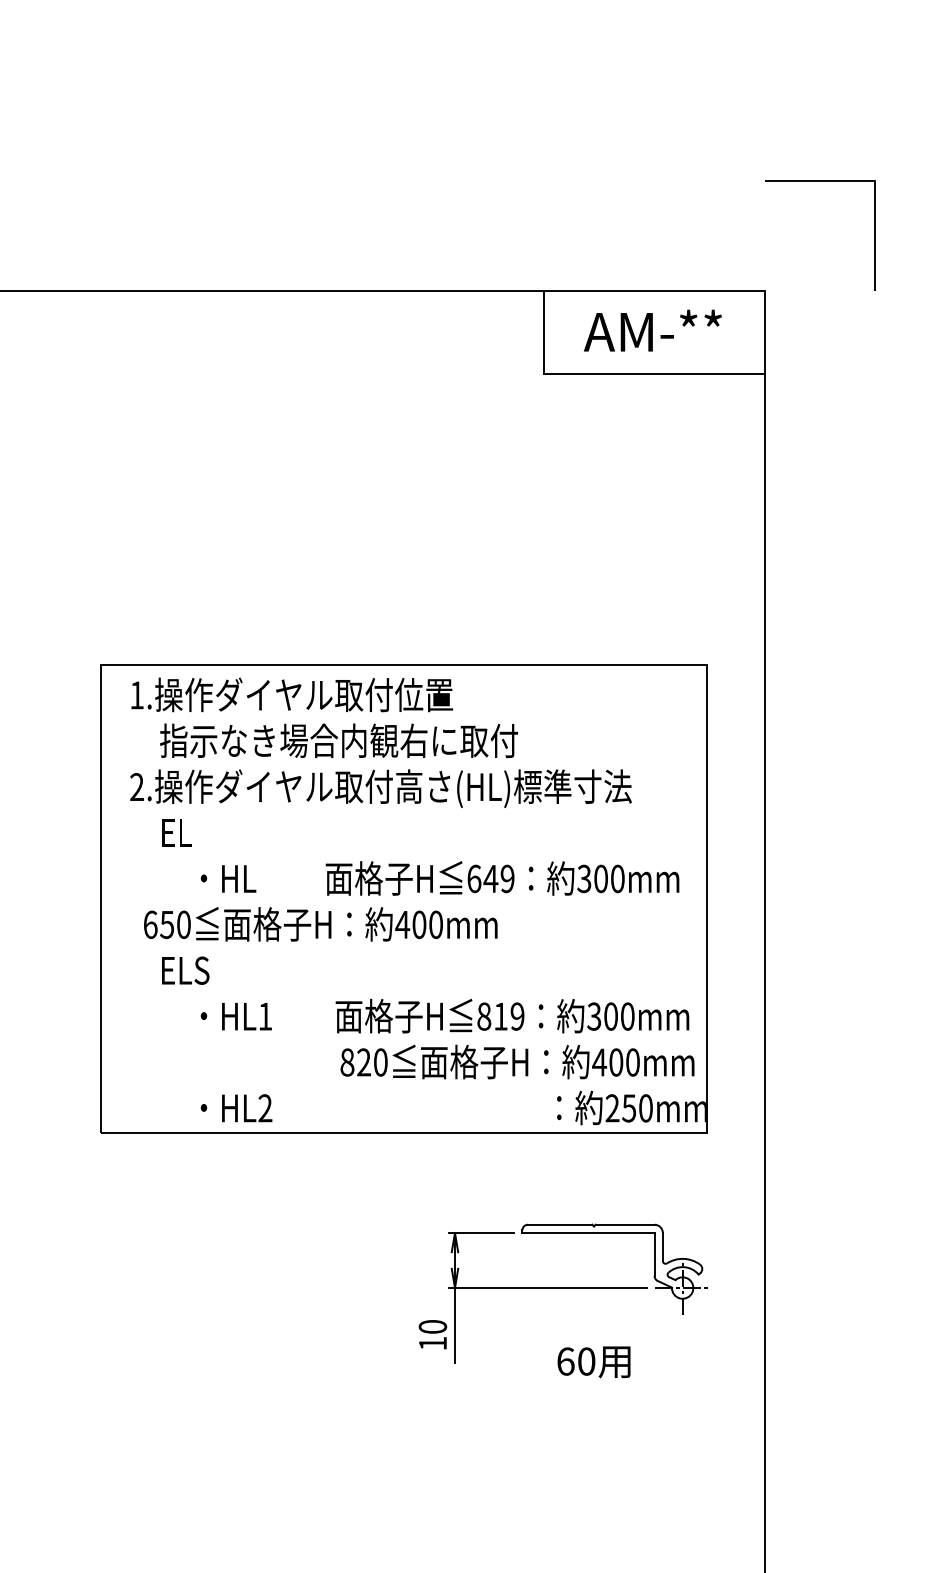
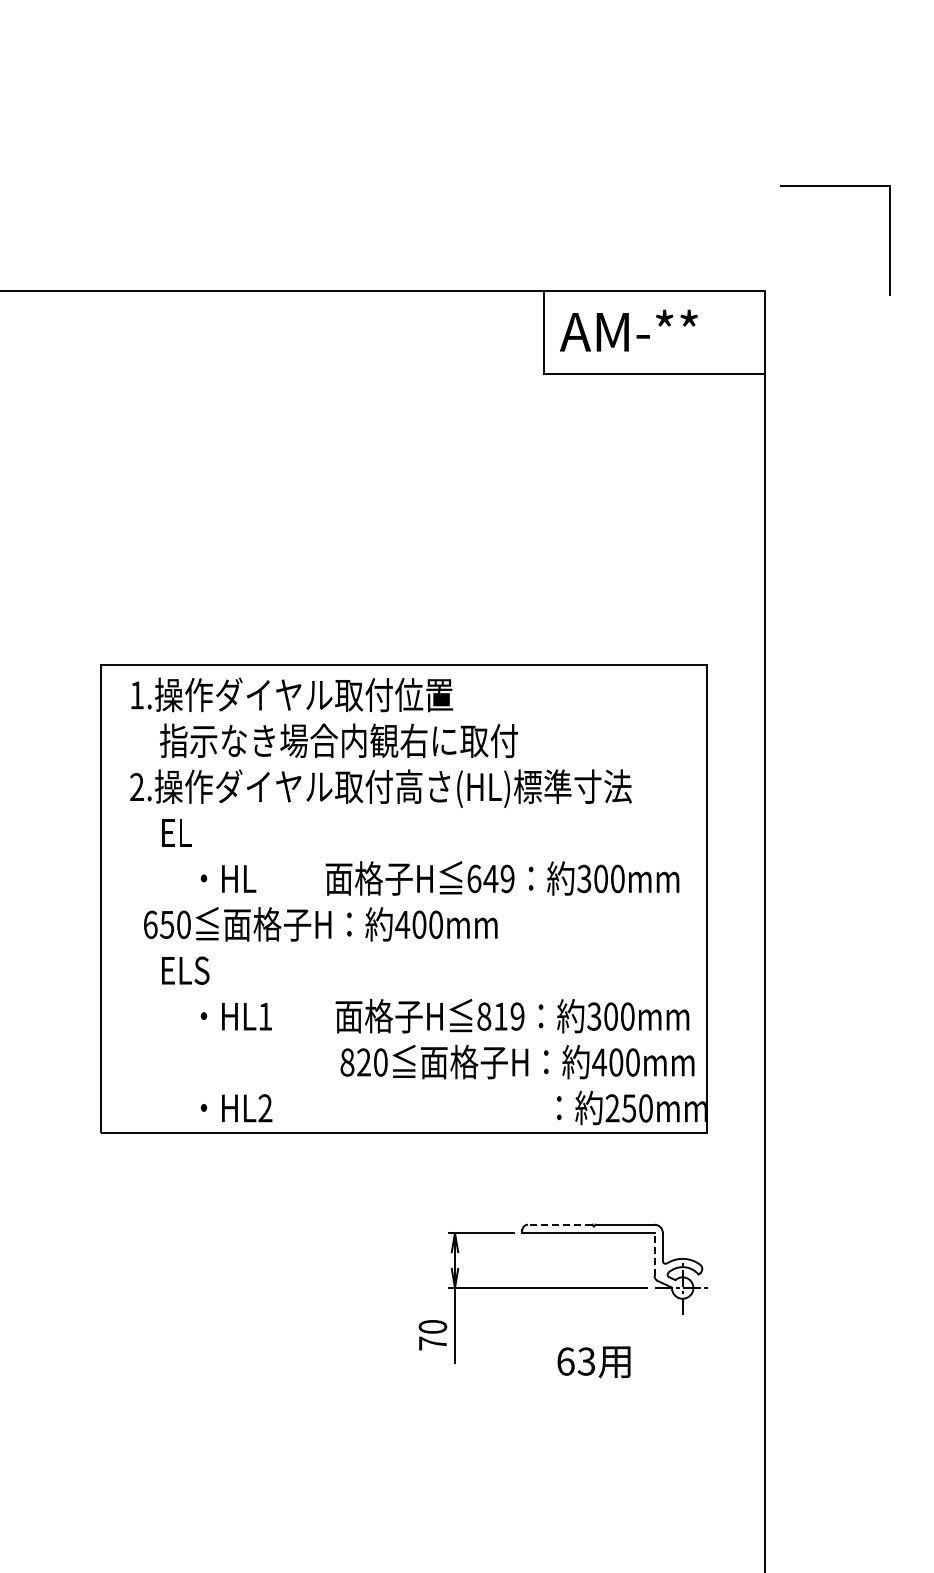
line position: (820, 181) -> (835, 186) (835, 186)
text position: (652, 330) -> (628, 330) (628, 330)
line: solid -> dashed (559, 1224)
line: solid -> dashed (654, 1254)
text: 10 -> 70 (432, 1343)
text: 60 -> 63 (586, 1361)
